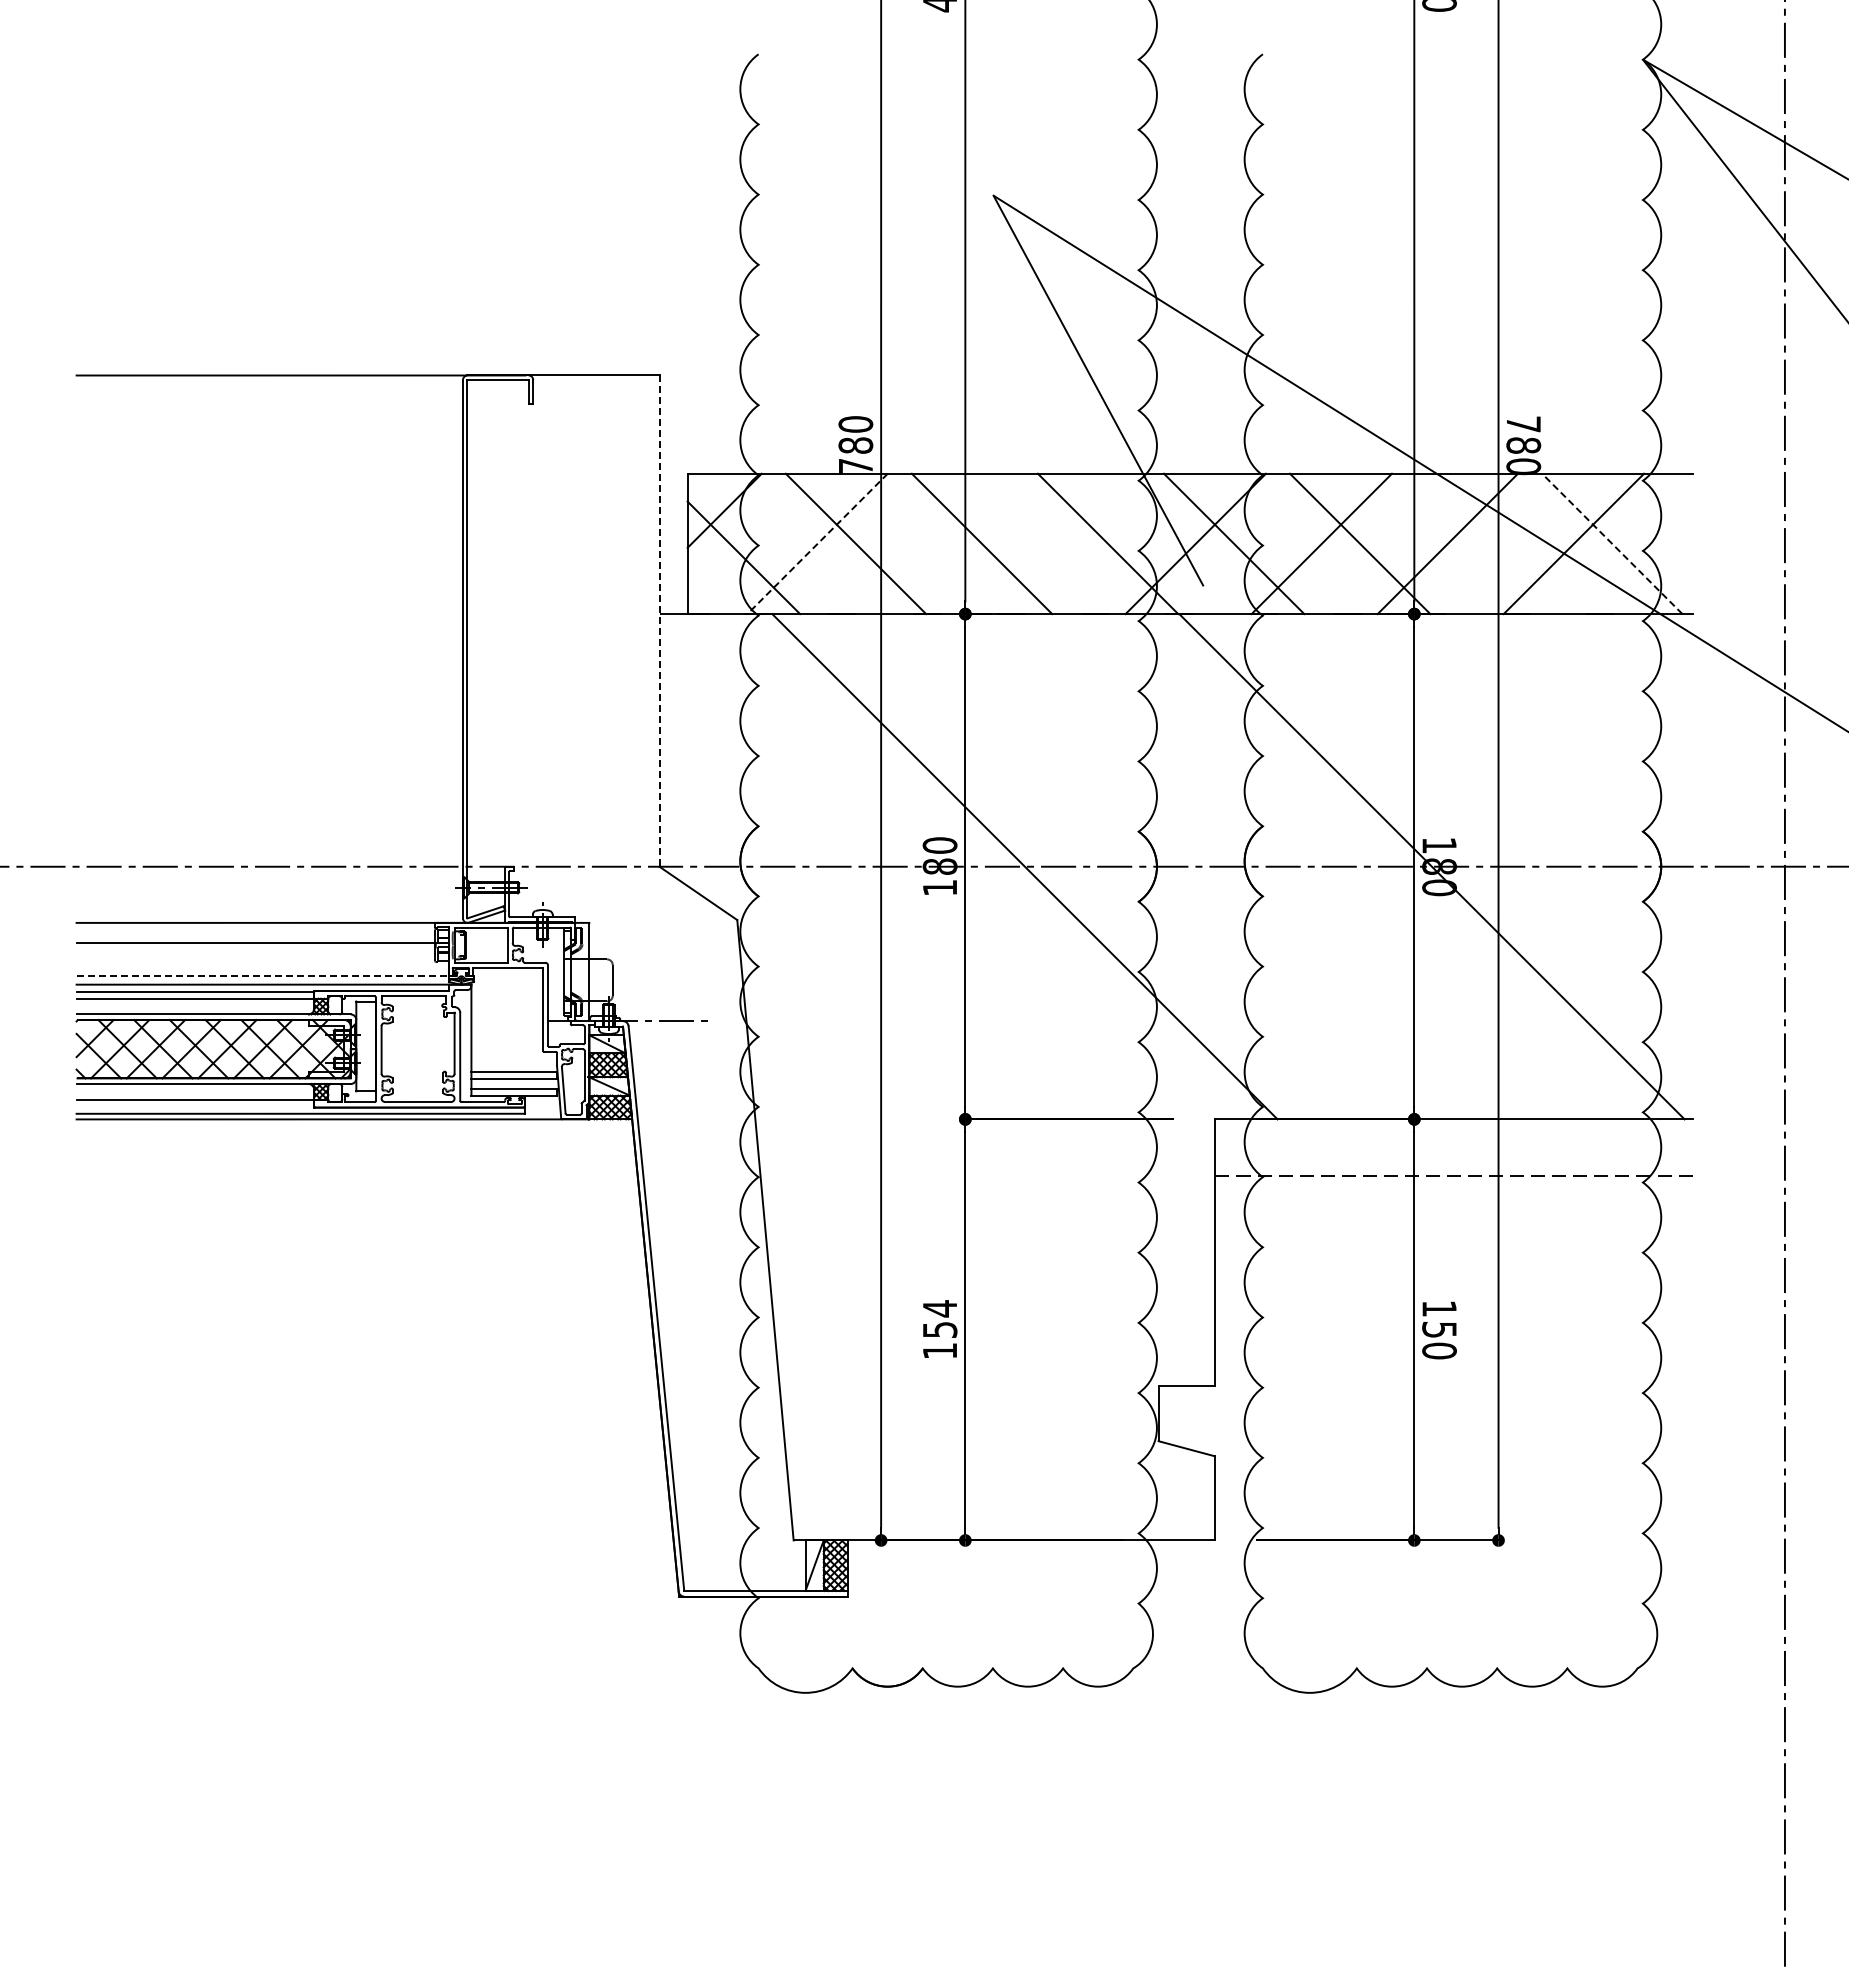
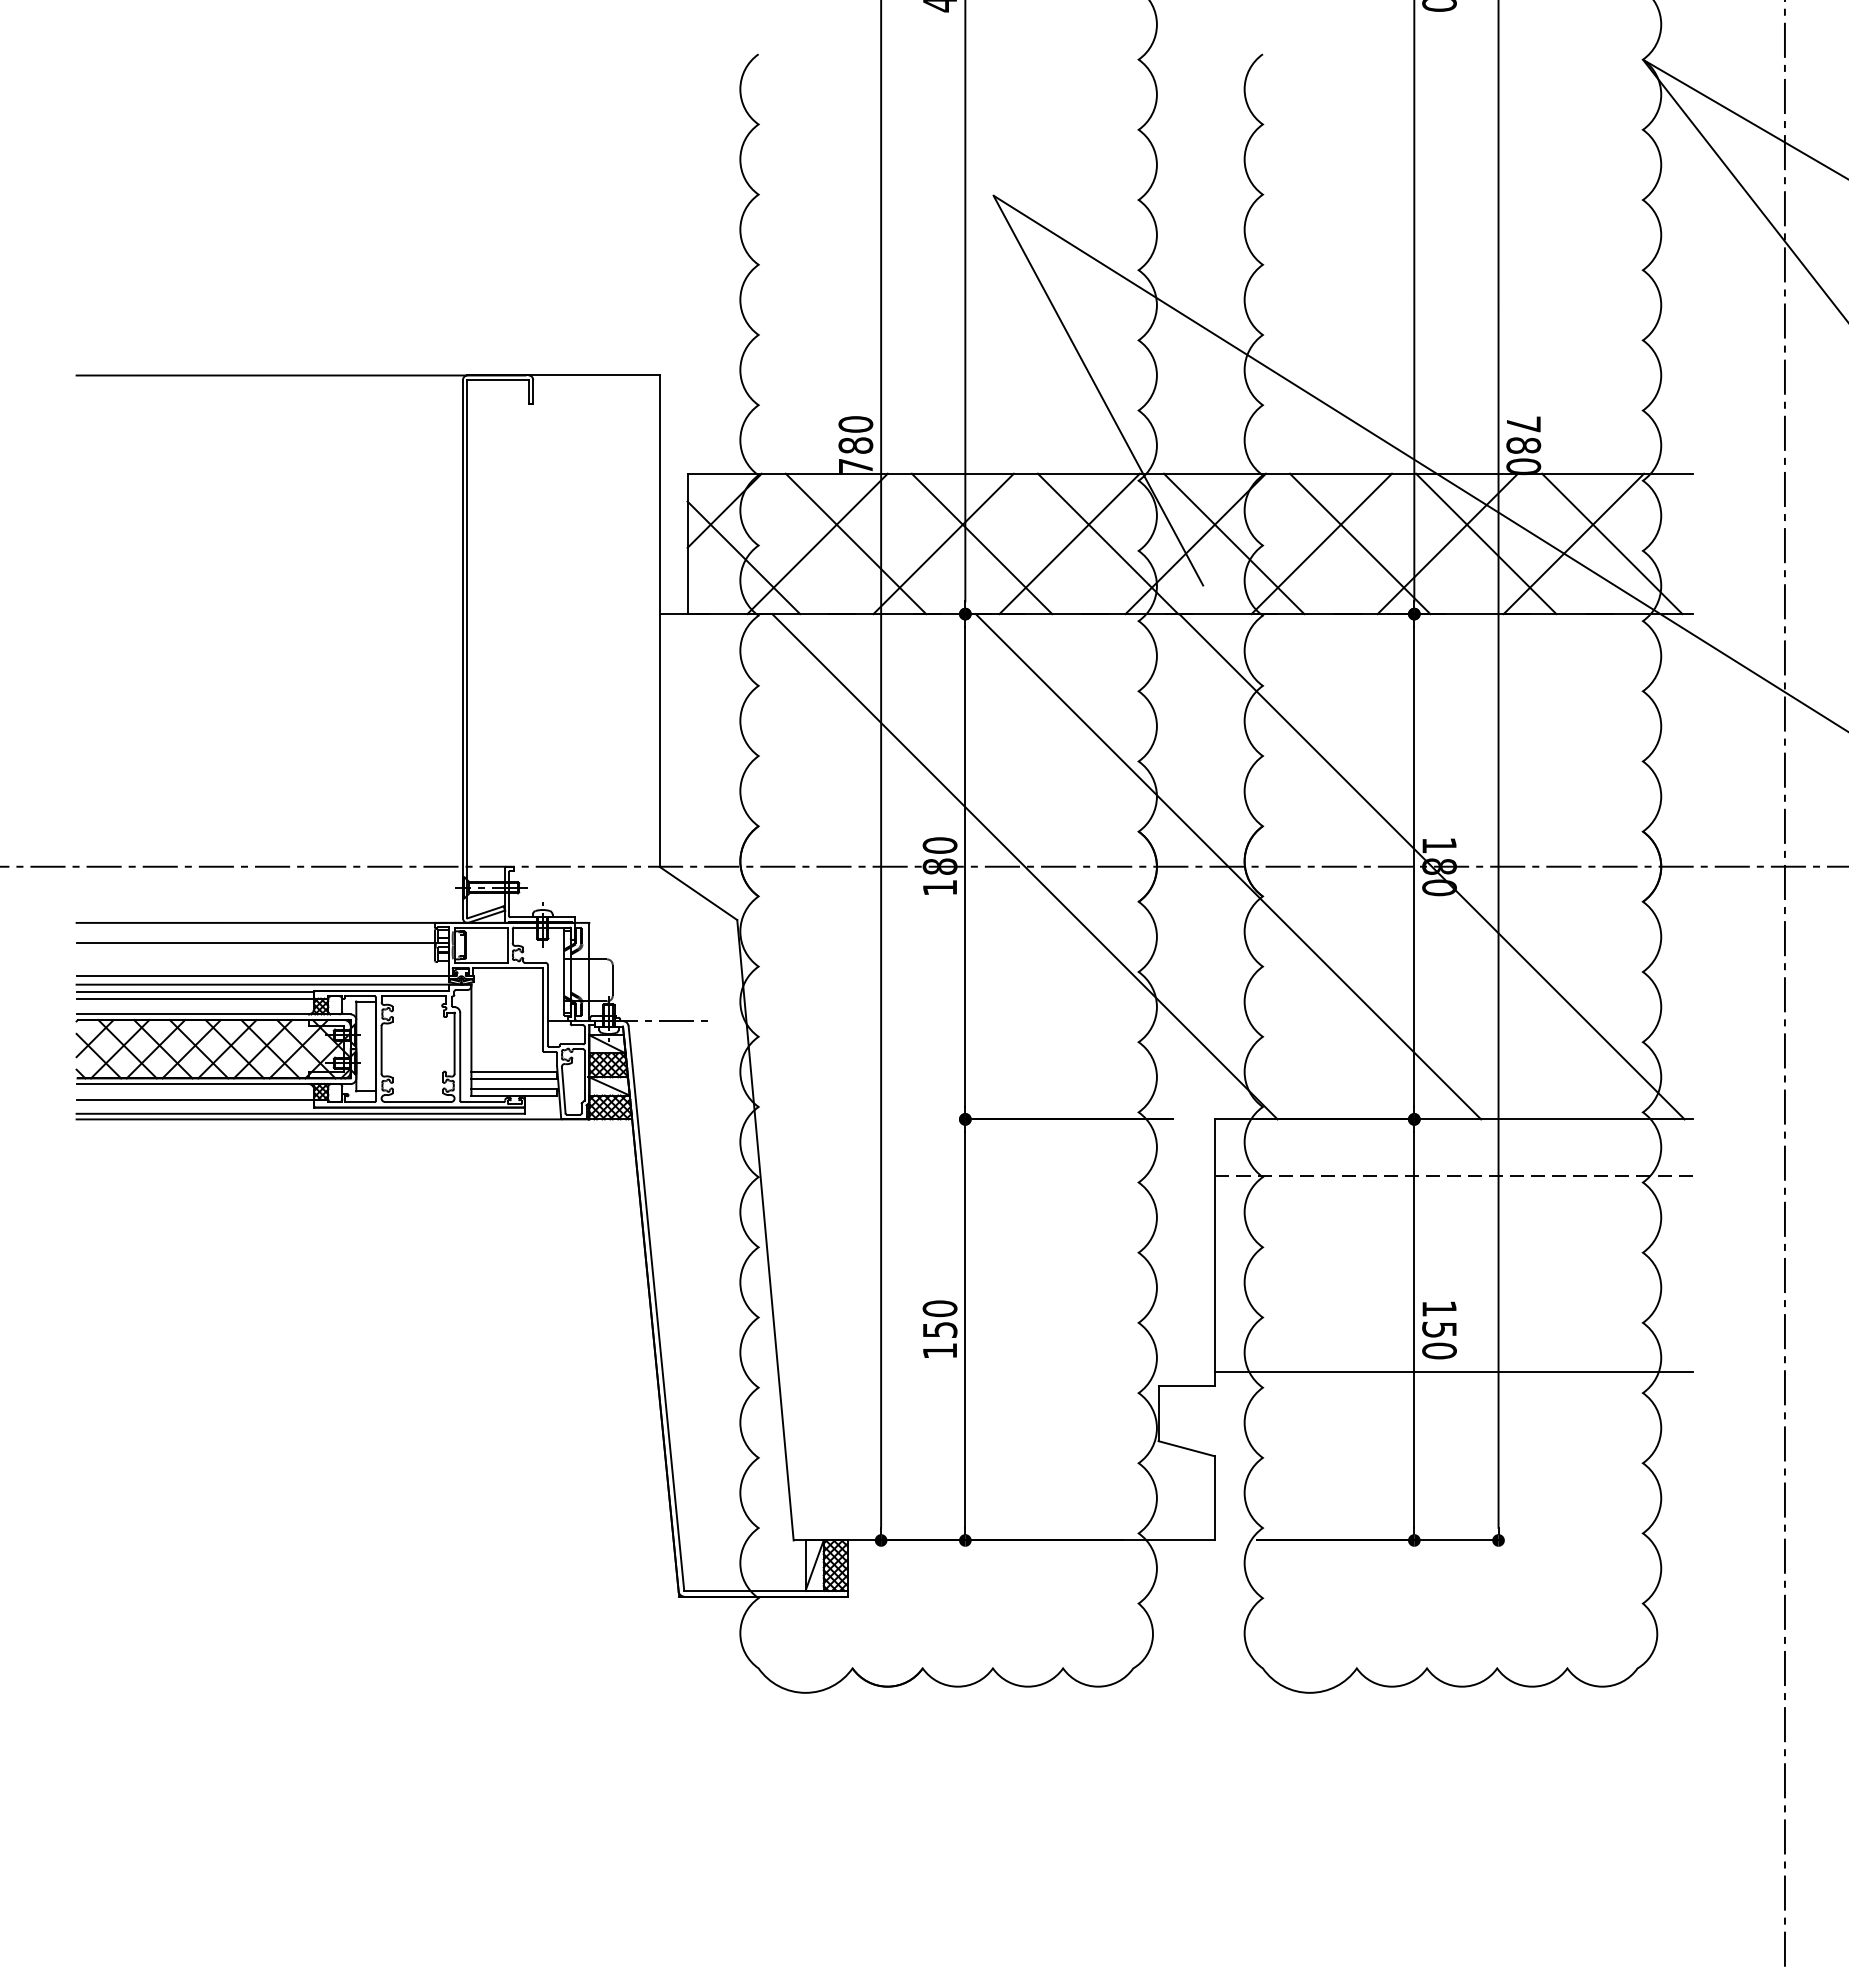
line: none -> present (943, 543)
line: none -> present (1069, 543)
line: none -> present (1486, 543)
line: dashed -> solid (1611, 543)
line: dashed -> solid (817, 544)
line: dashed -> solid (659, 621)
line: none -> present (1228, 866)
line: dashed -> solid (263, 976)
text: 154 -> 150 (939, 1308)
line: none -> present (1453, 1372)
